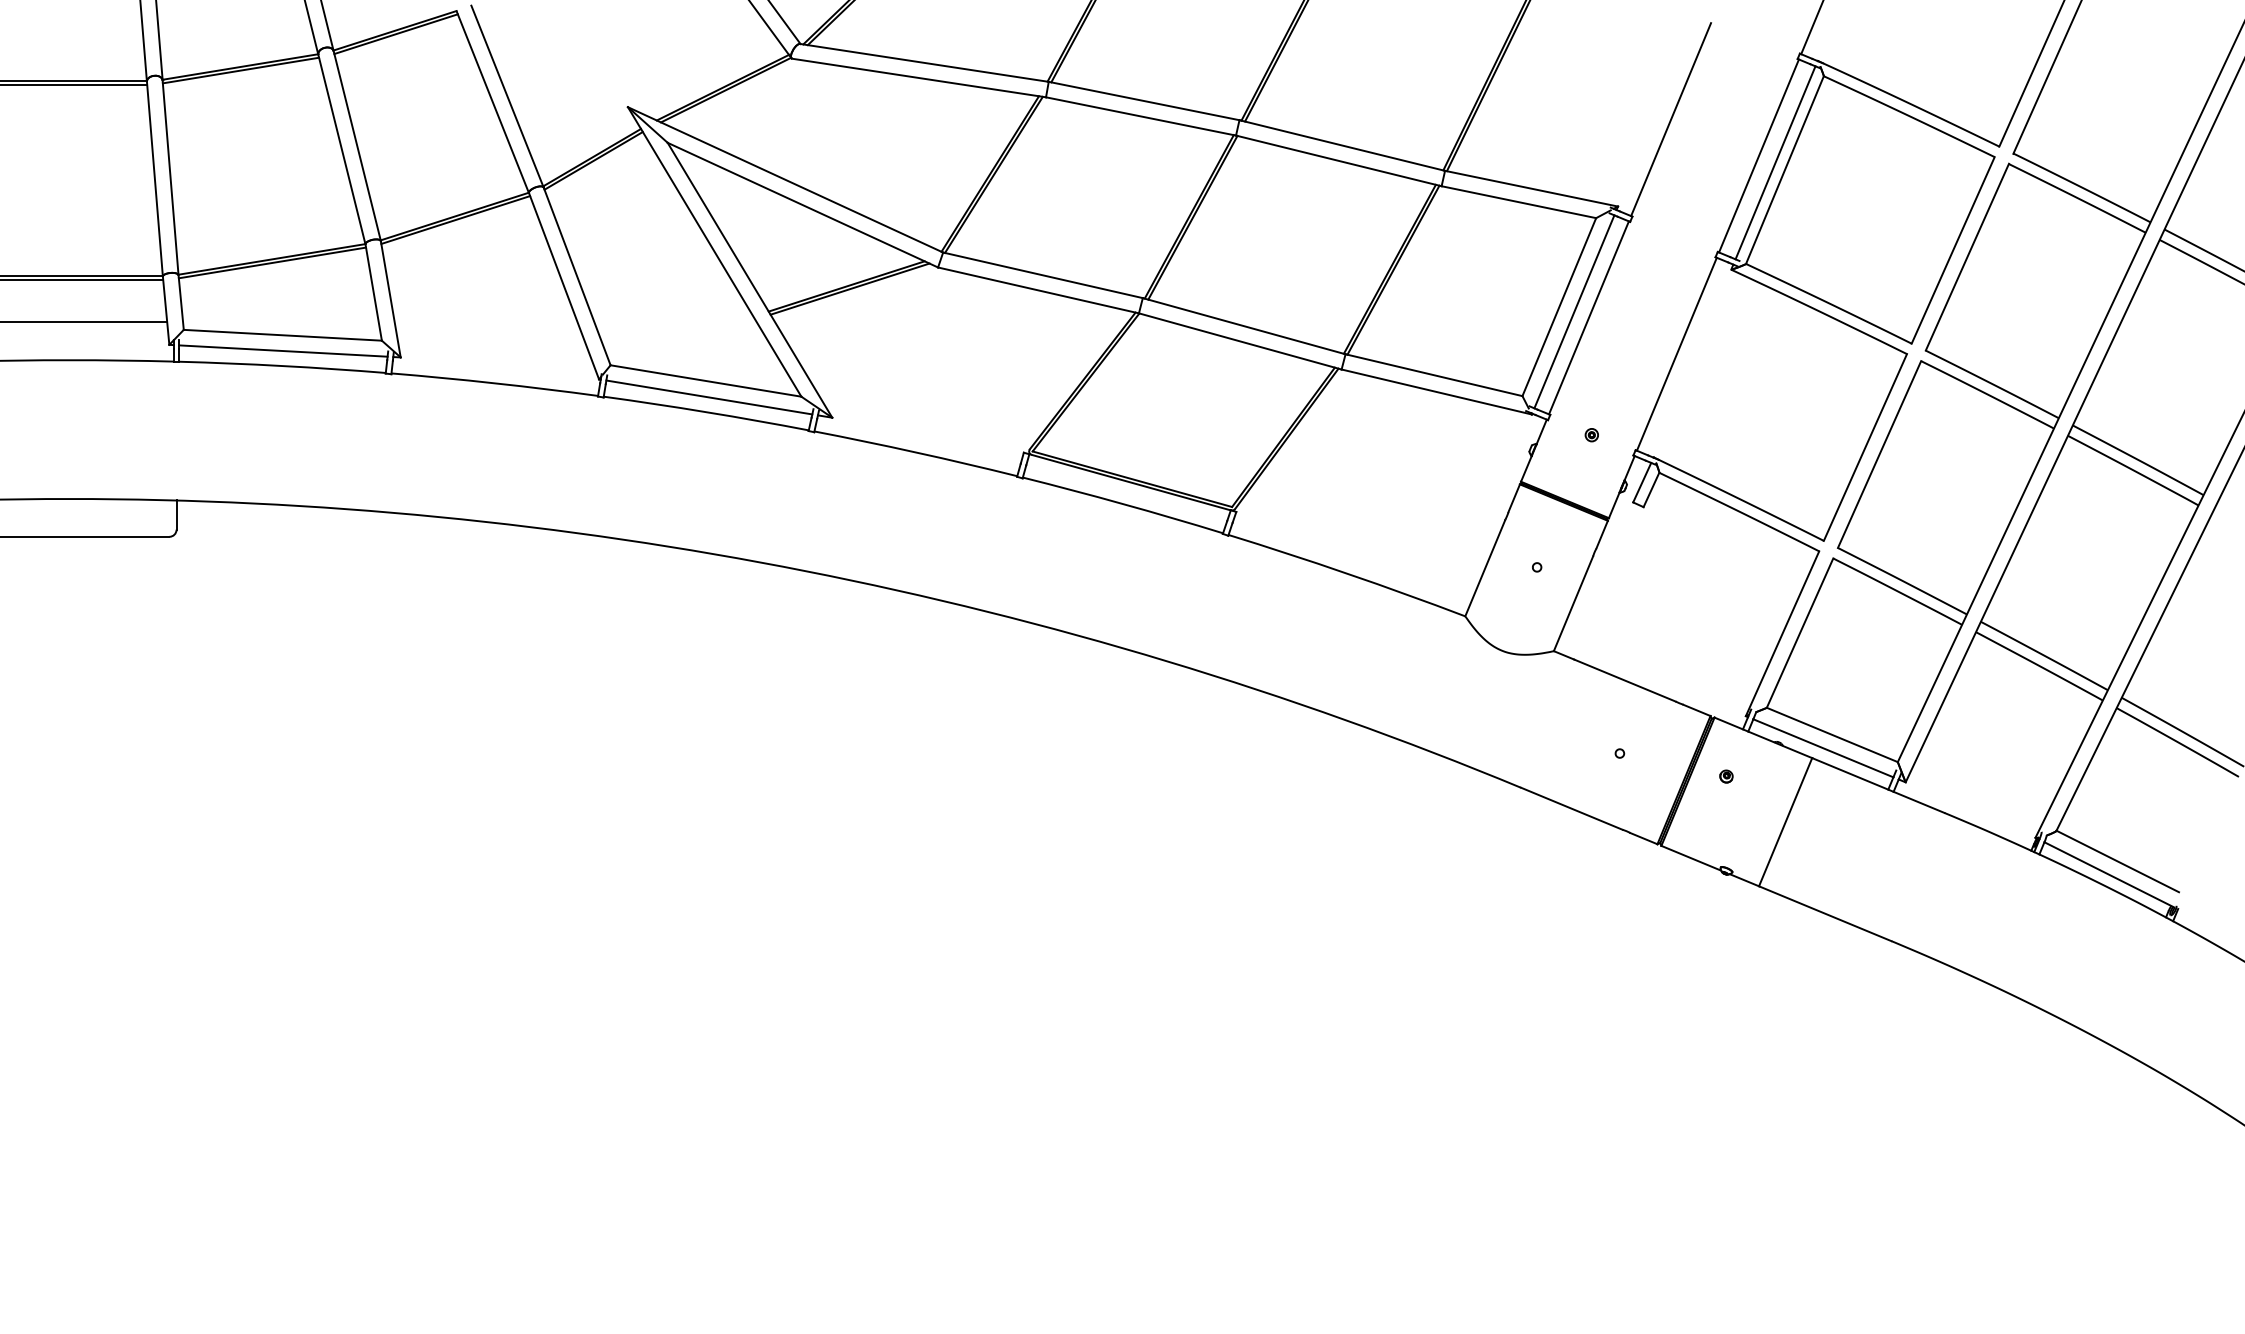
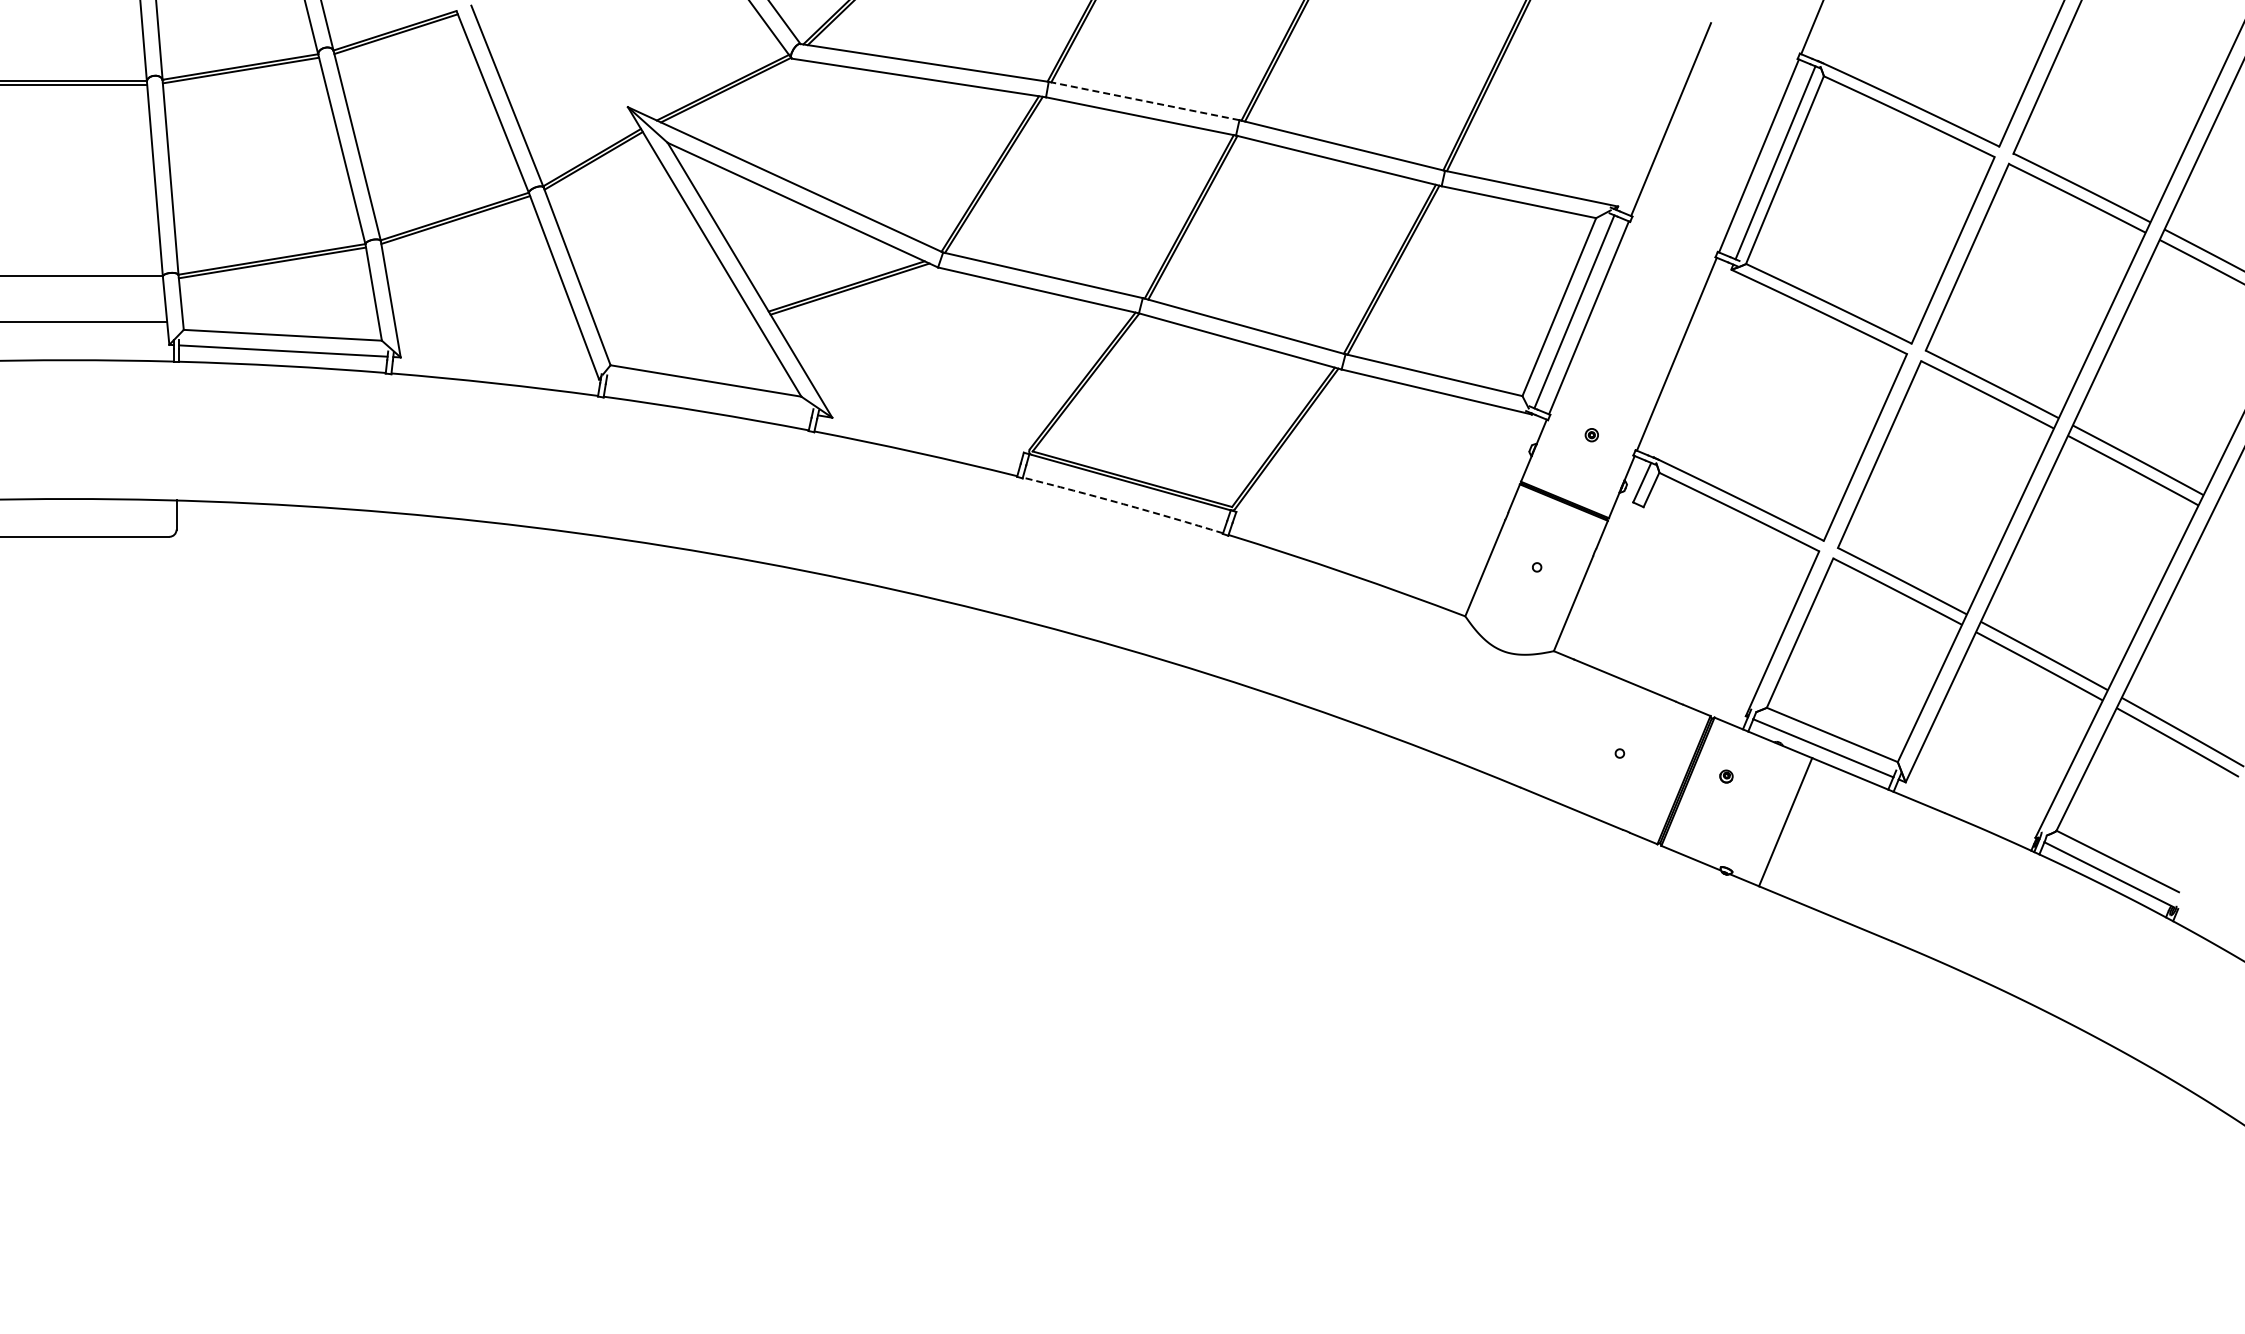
line: solid -> dashed (1143, 100)
line: present -> none (82, 279)
line: present -> none (709, 397)
arc: solid -> dashed (1123, 504)
